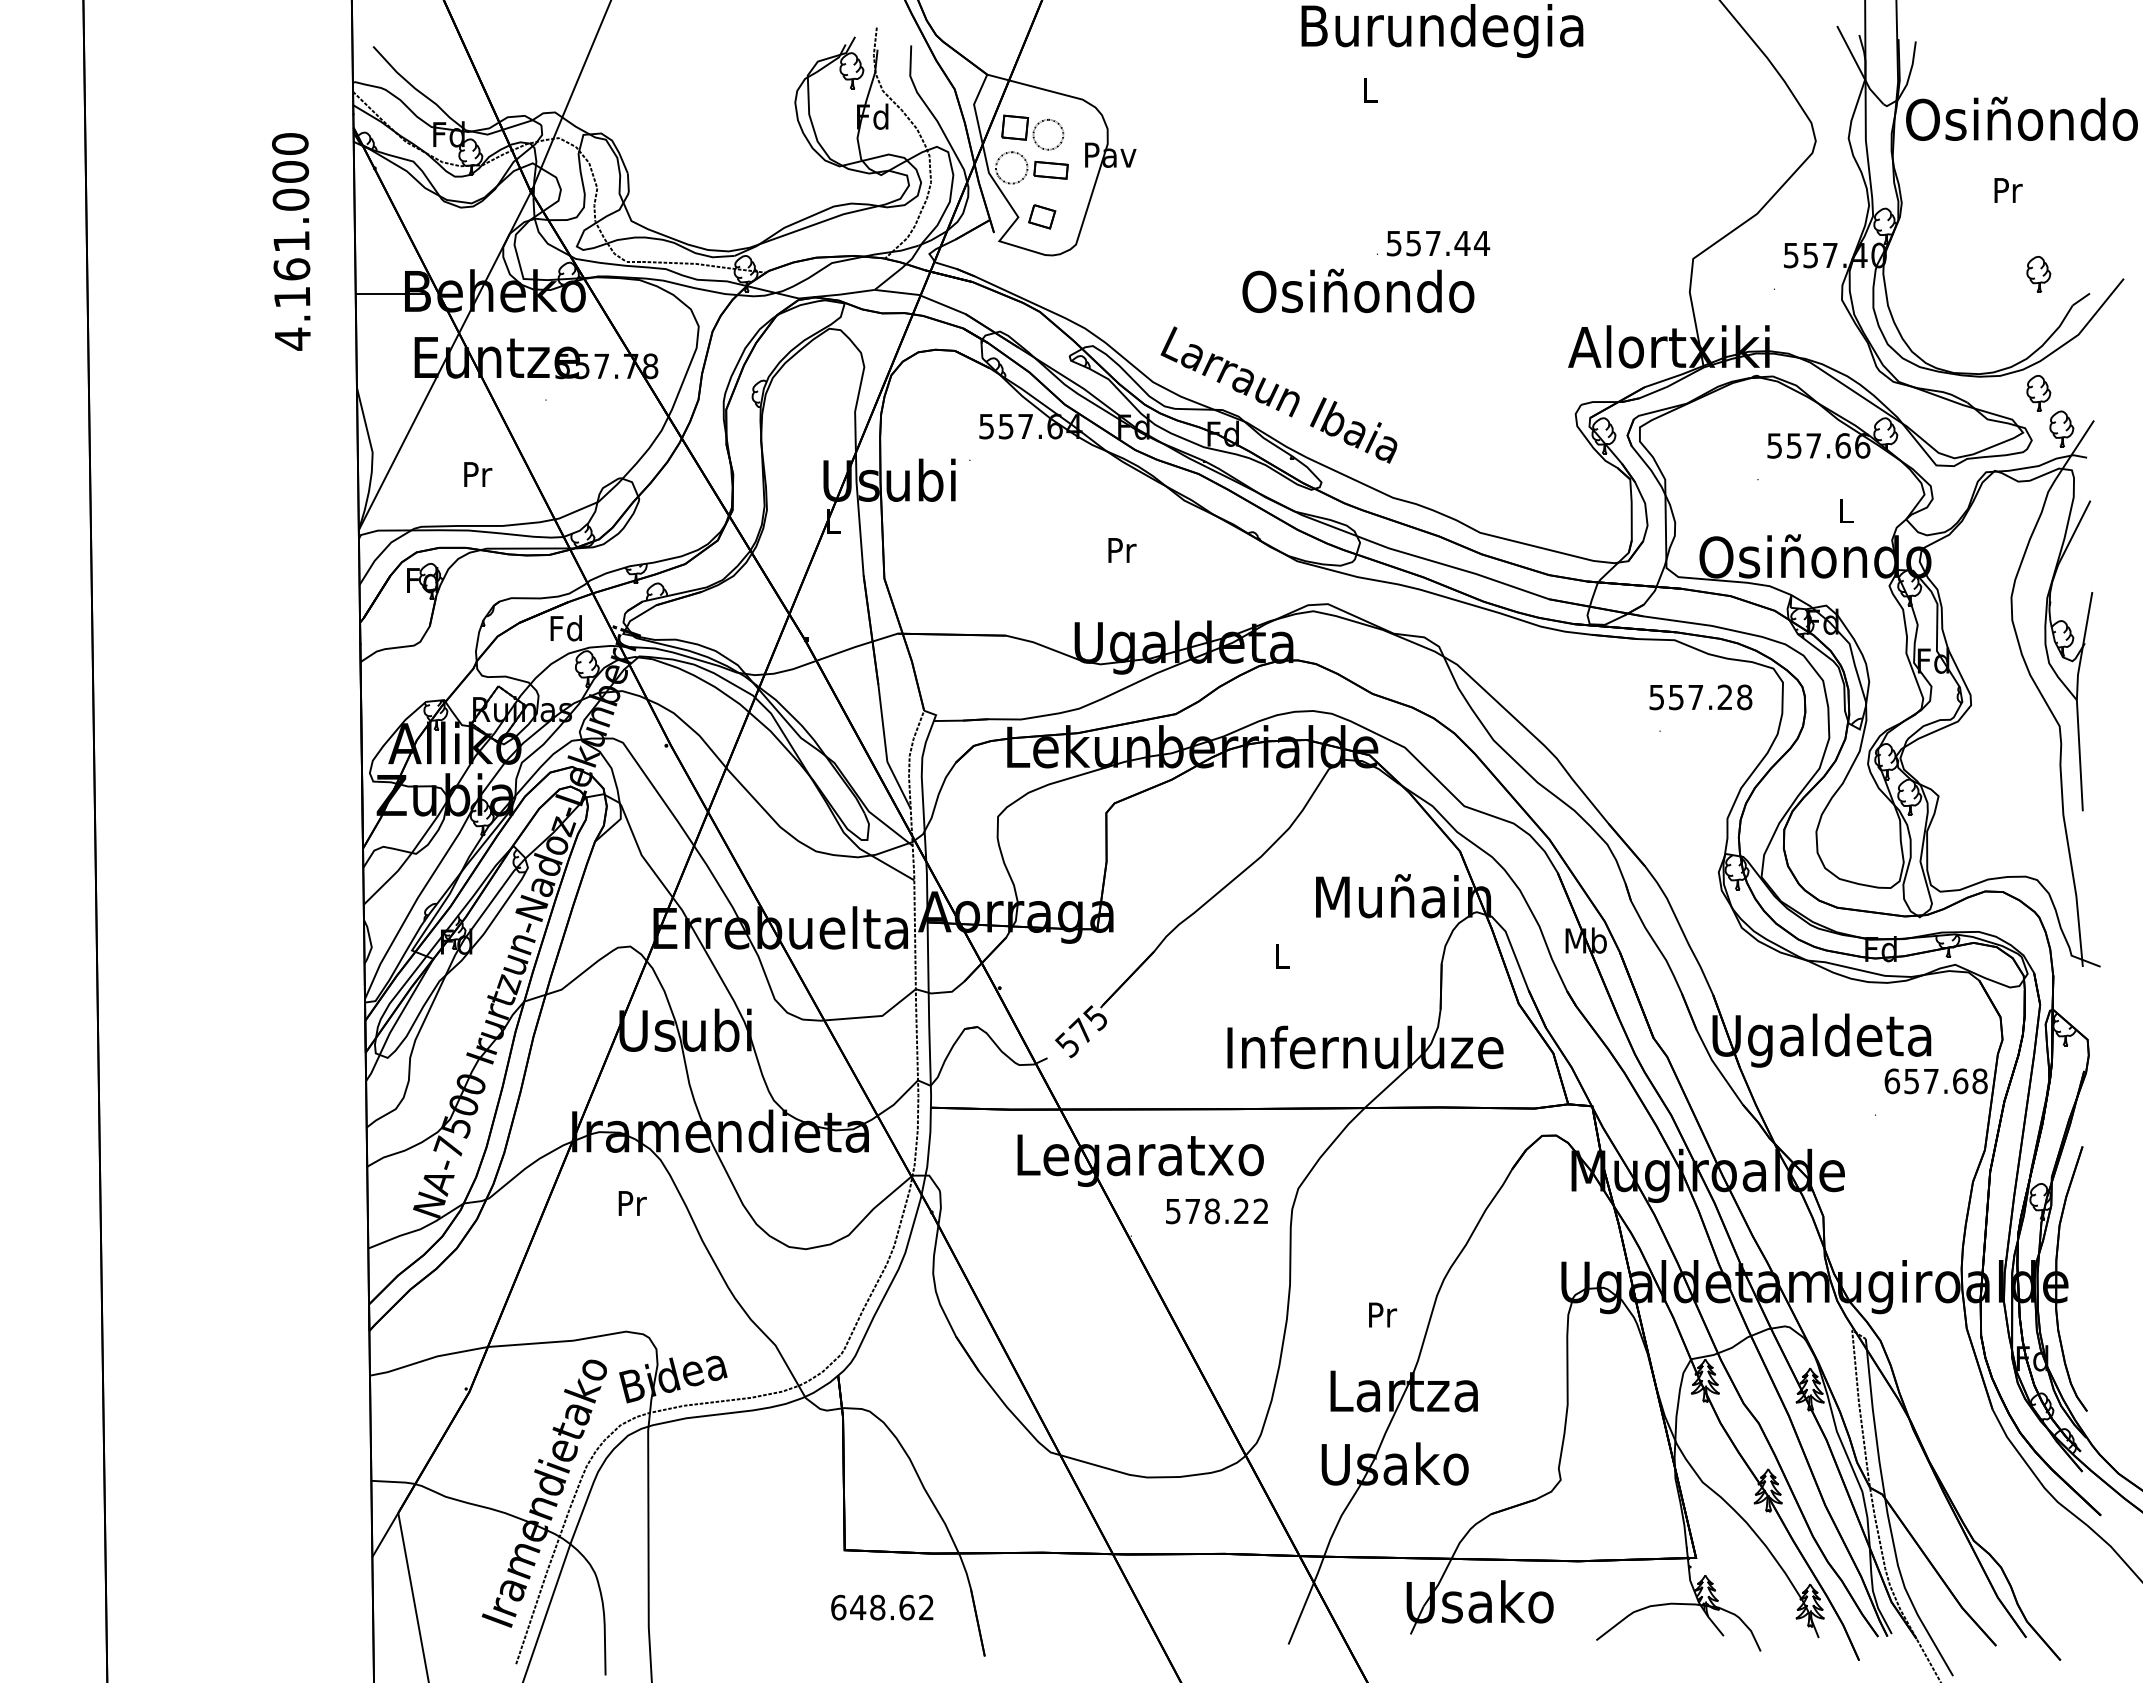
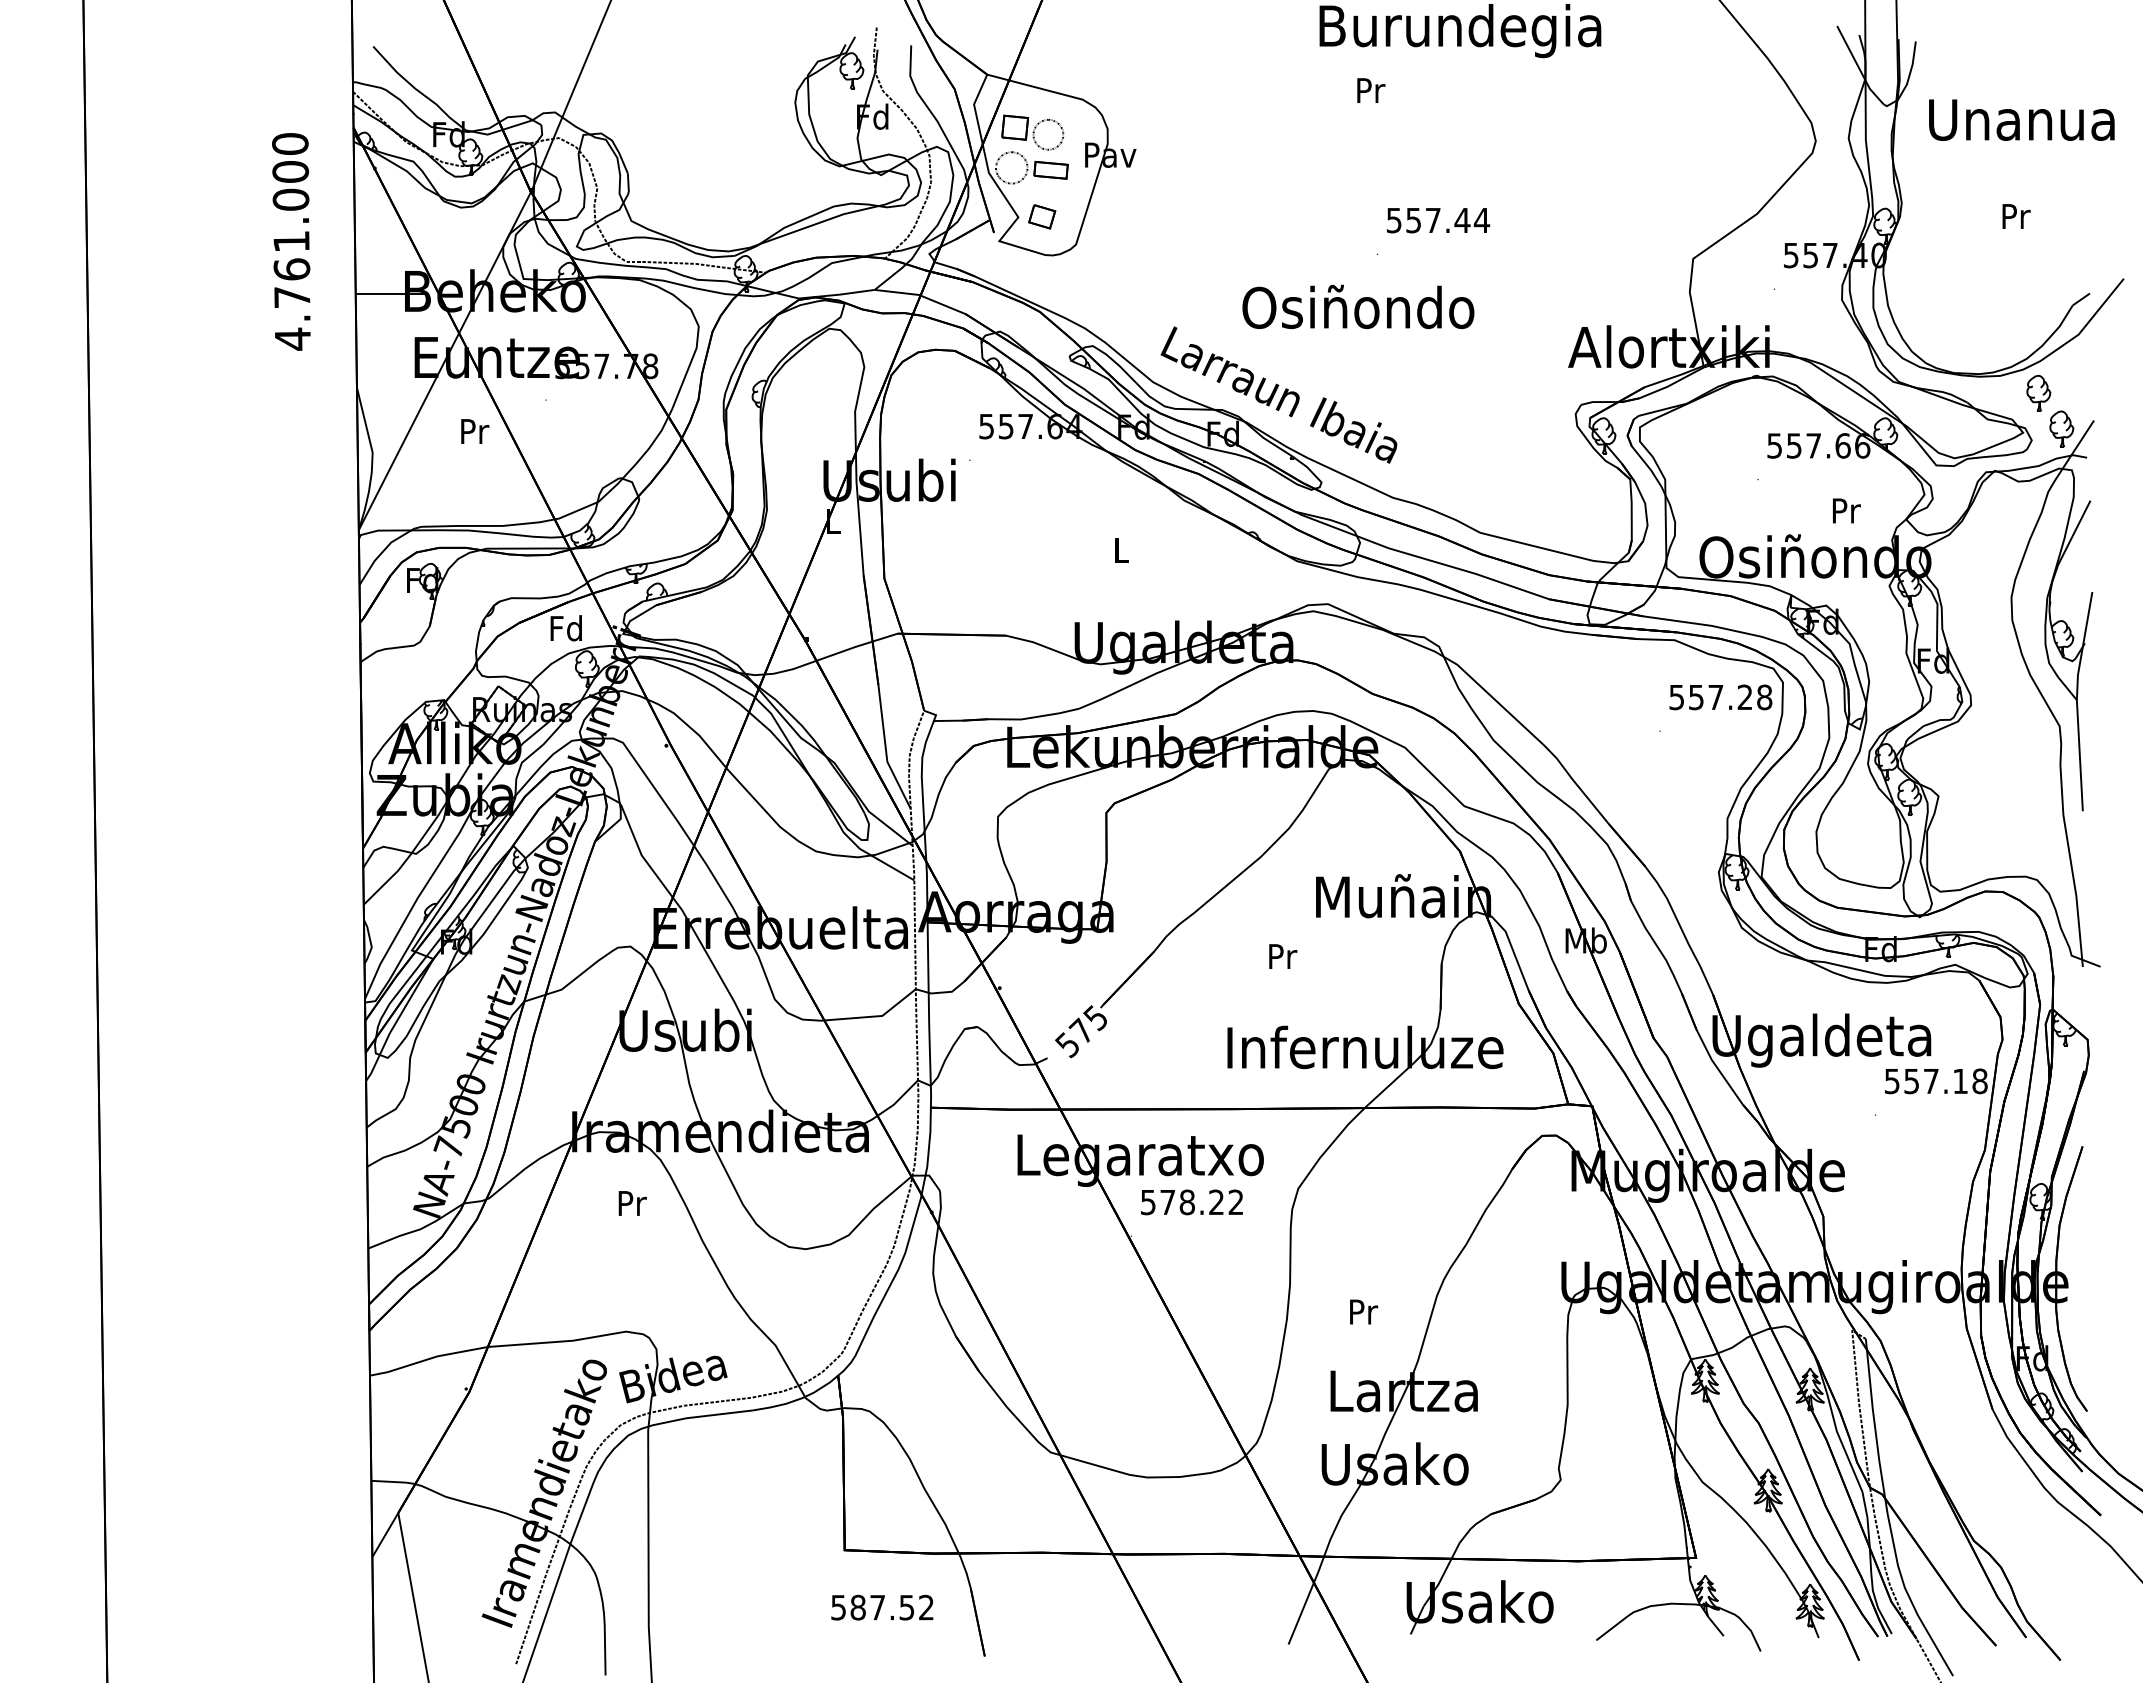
text position: (1442, 31) -> (1460, 31) (1460, 31)
text: L -> Pr (1371, 90)
text: Osiñondo -> Unanua (2021, 118)
text position: (2008, 190) -> (2016, 216) (2016, 216)
text position: (1438, 243) -> (1438, 220) (1438, 220)
part: present -> none (2038, 273)
text position: (1358, 290) -> (1358, 306) (1358, 306)
text: 4.161.000 -> 4.761.000 (292, 297)
text position: (478, 474) -> (475, 431) (475, 431)
text: L -> Pr (1846, 510)
text: Pr -> L (1122, 550)
text position: (1700, 697) -> (1720, 697) (1720, 697)
text: L -> Pr (1283, 956)
text: 657.68 -> 557.18 (1926, 1081)
text position: (1216, 1211) -> (1191, 1202) (1191, 1202)
text position: (1383, 1314) -> (1364, 1311) (1364, 1311)
text: 648.62 -> 587.52 (872, 1607)
